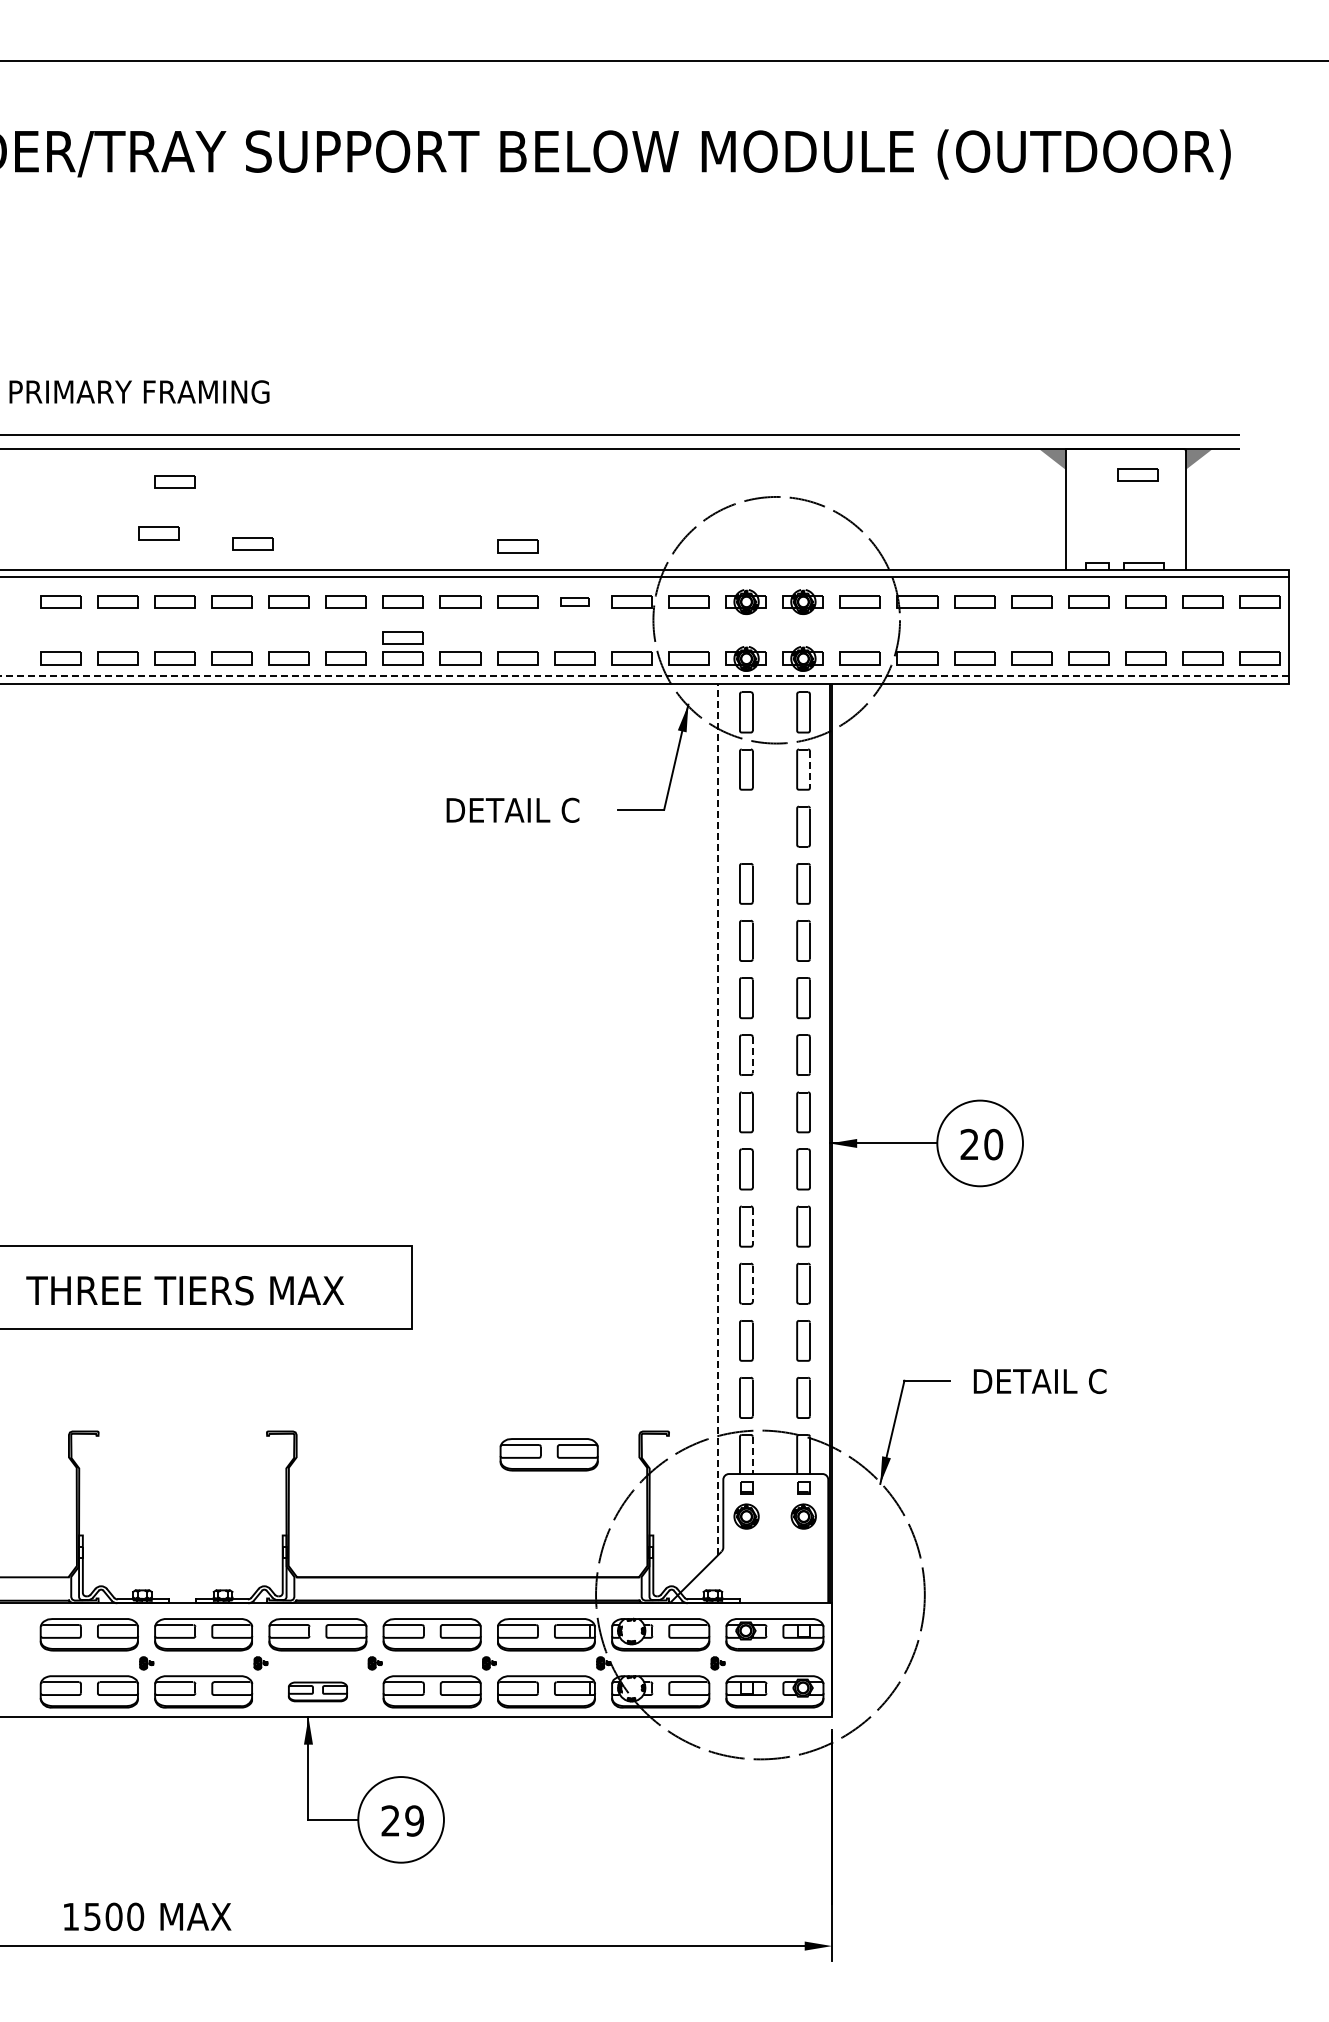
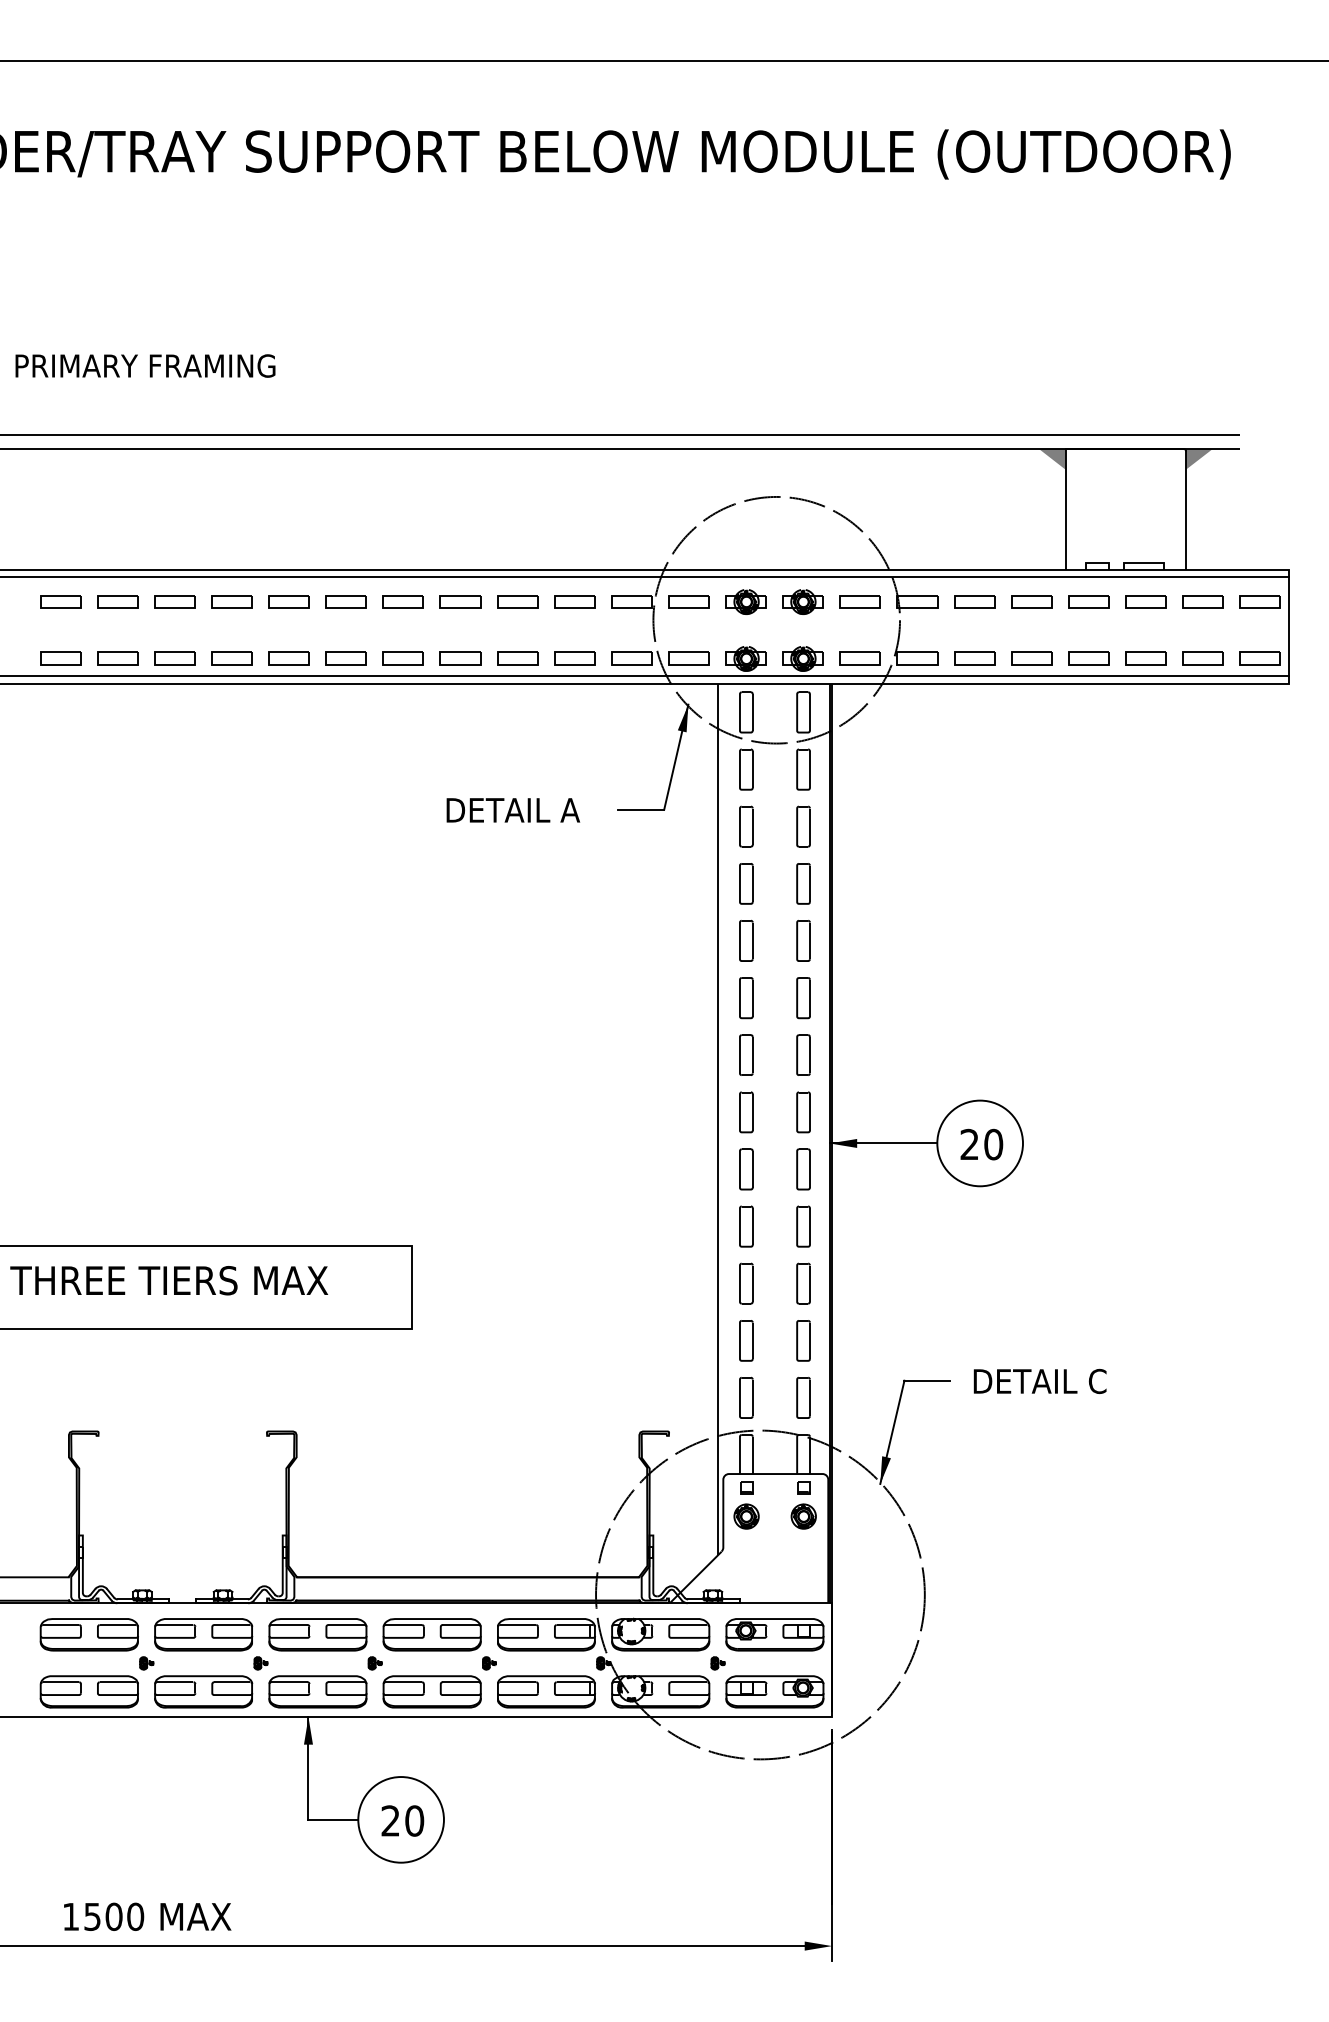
text position: (139, 391) -> (145, 365) (145, 365)
part: present -> none (1137, 474)
part: present -> none (174, 481)
part: present -> none (158, 533)
part: present -> none (252, 543)
part: present -> none (517, 546)
part size: 30x10 px -> 42x14 px (574, 601)
part: present -> none (402, 637)
line: dashed -> solid (644, 676)
line: dashed -> solid (809, 770)
text: DETAIL C -> DETAIL A (570, 809)
part: none -> present (746, 826)
line: dashed -> solid (752, 1055)
line: dashed -> solid (717, 1119)
line: dashed -> solid (752, 1227)
line: dashed -> solid (752, 1284)
text position: (185, 1290) -> (169, 1280) (169, 1280)
part: present -> none (548, 1454)
line: dashed -> solid (752, 1455)
part size: 61x22 px -> 100x34 px (317, 1691)
text: 29 -> 20 (414, 1820)
